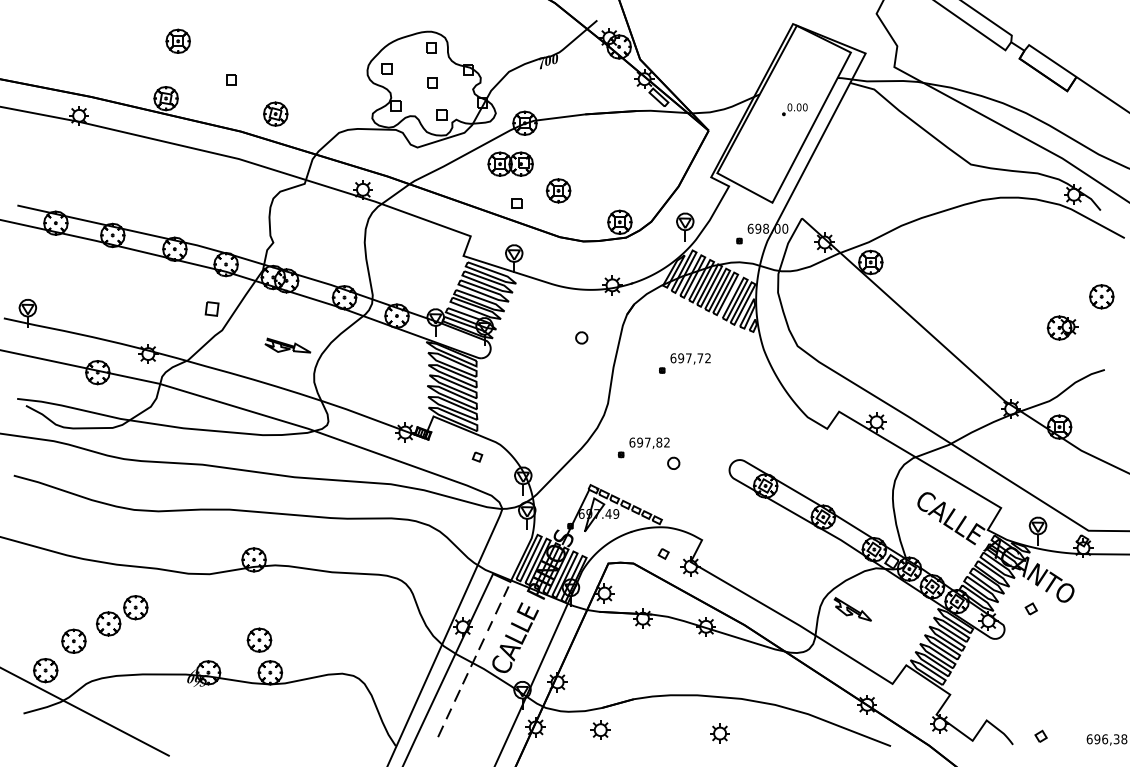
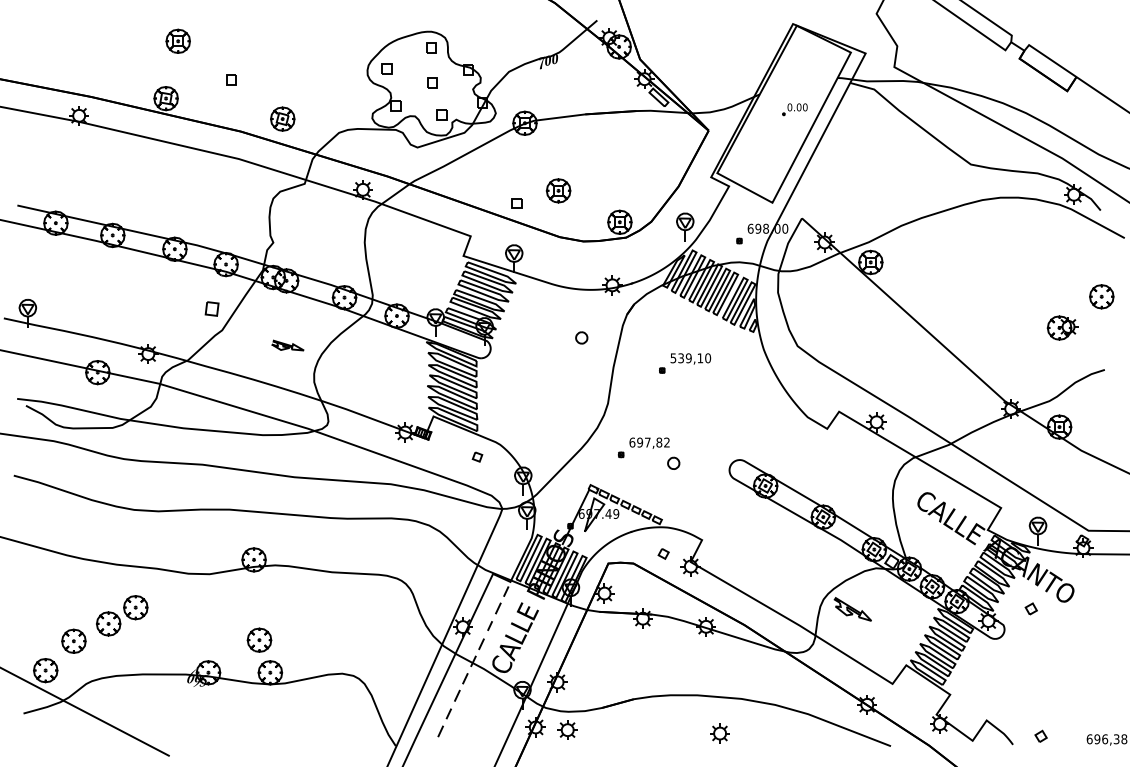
part position: (275, 113) -> (282, 118) (282, 118)
part: present -> none (510, 163)
part size: 48x17 px -> 34x13 px (287, 345)
text: 697,72 -> 539,10 (690, 358)
part position: (600, 729) -> (567, 729) (567, 729)
